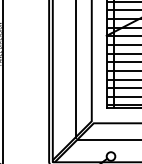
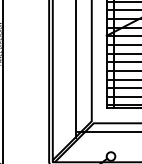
line position: (107, 139) -> (107, 131) (107, 131)
